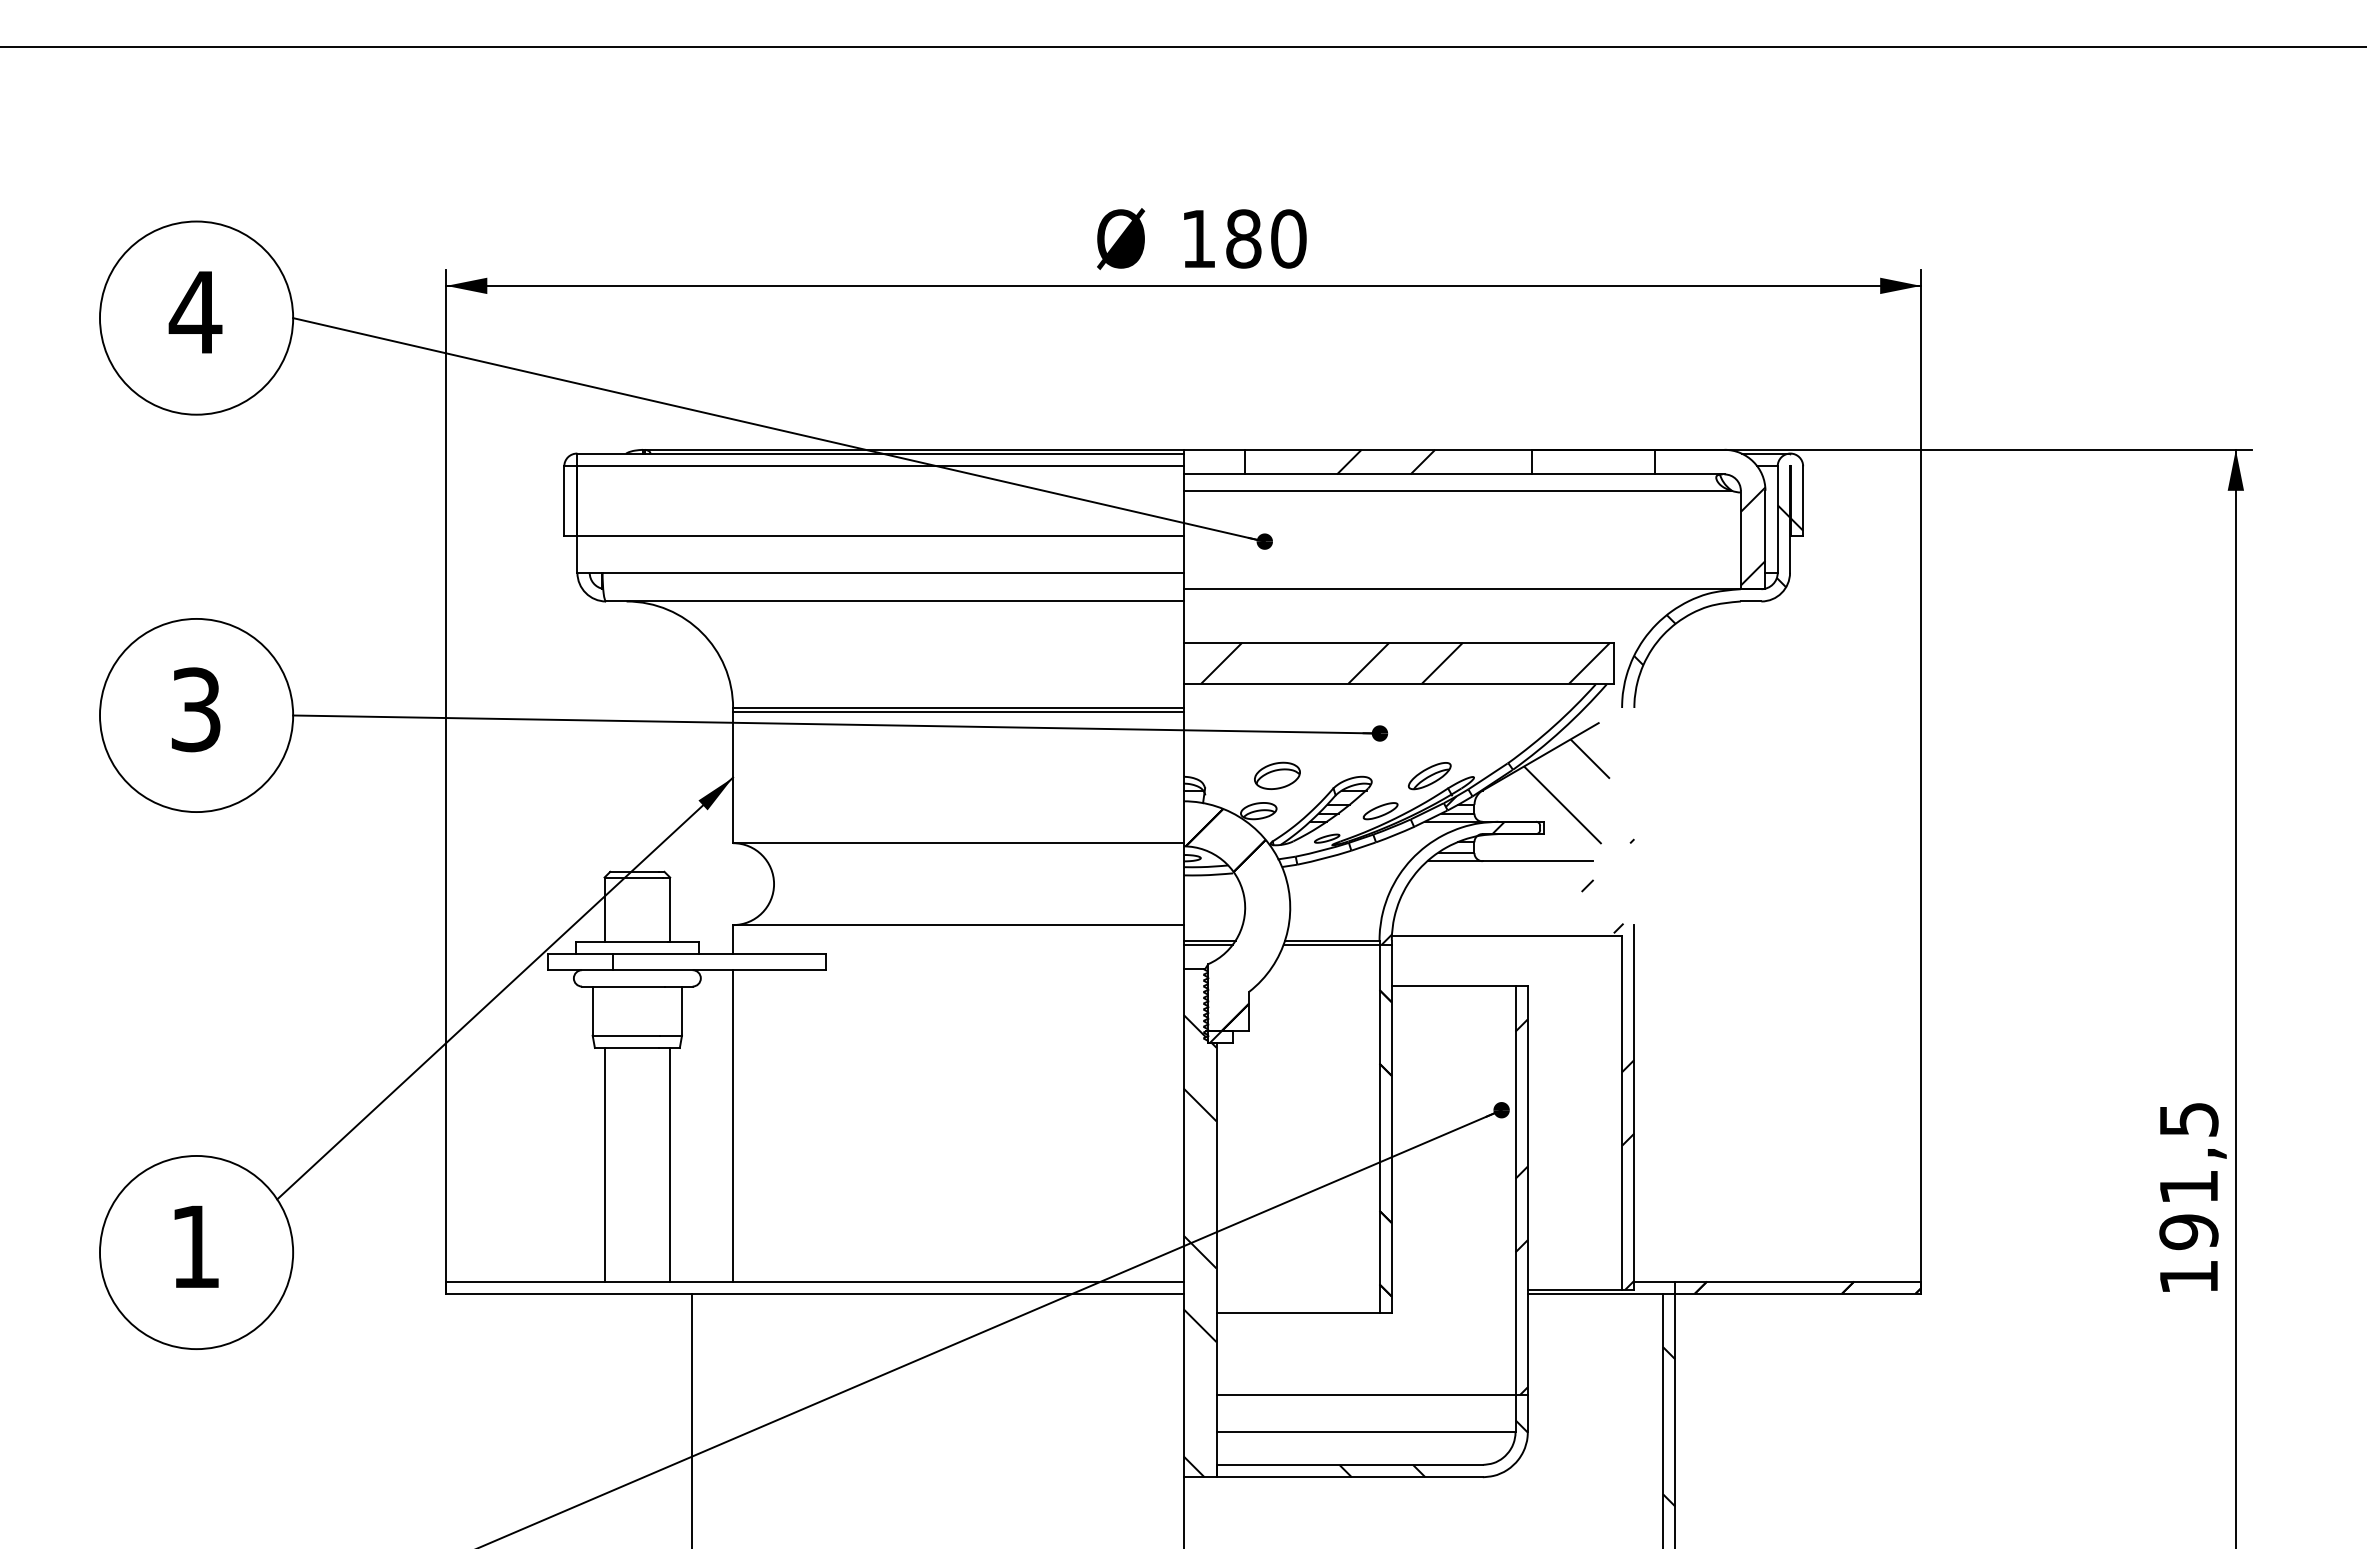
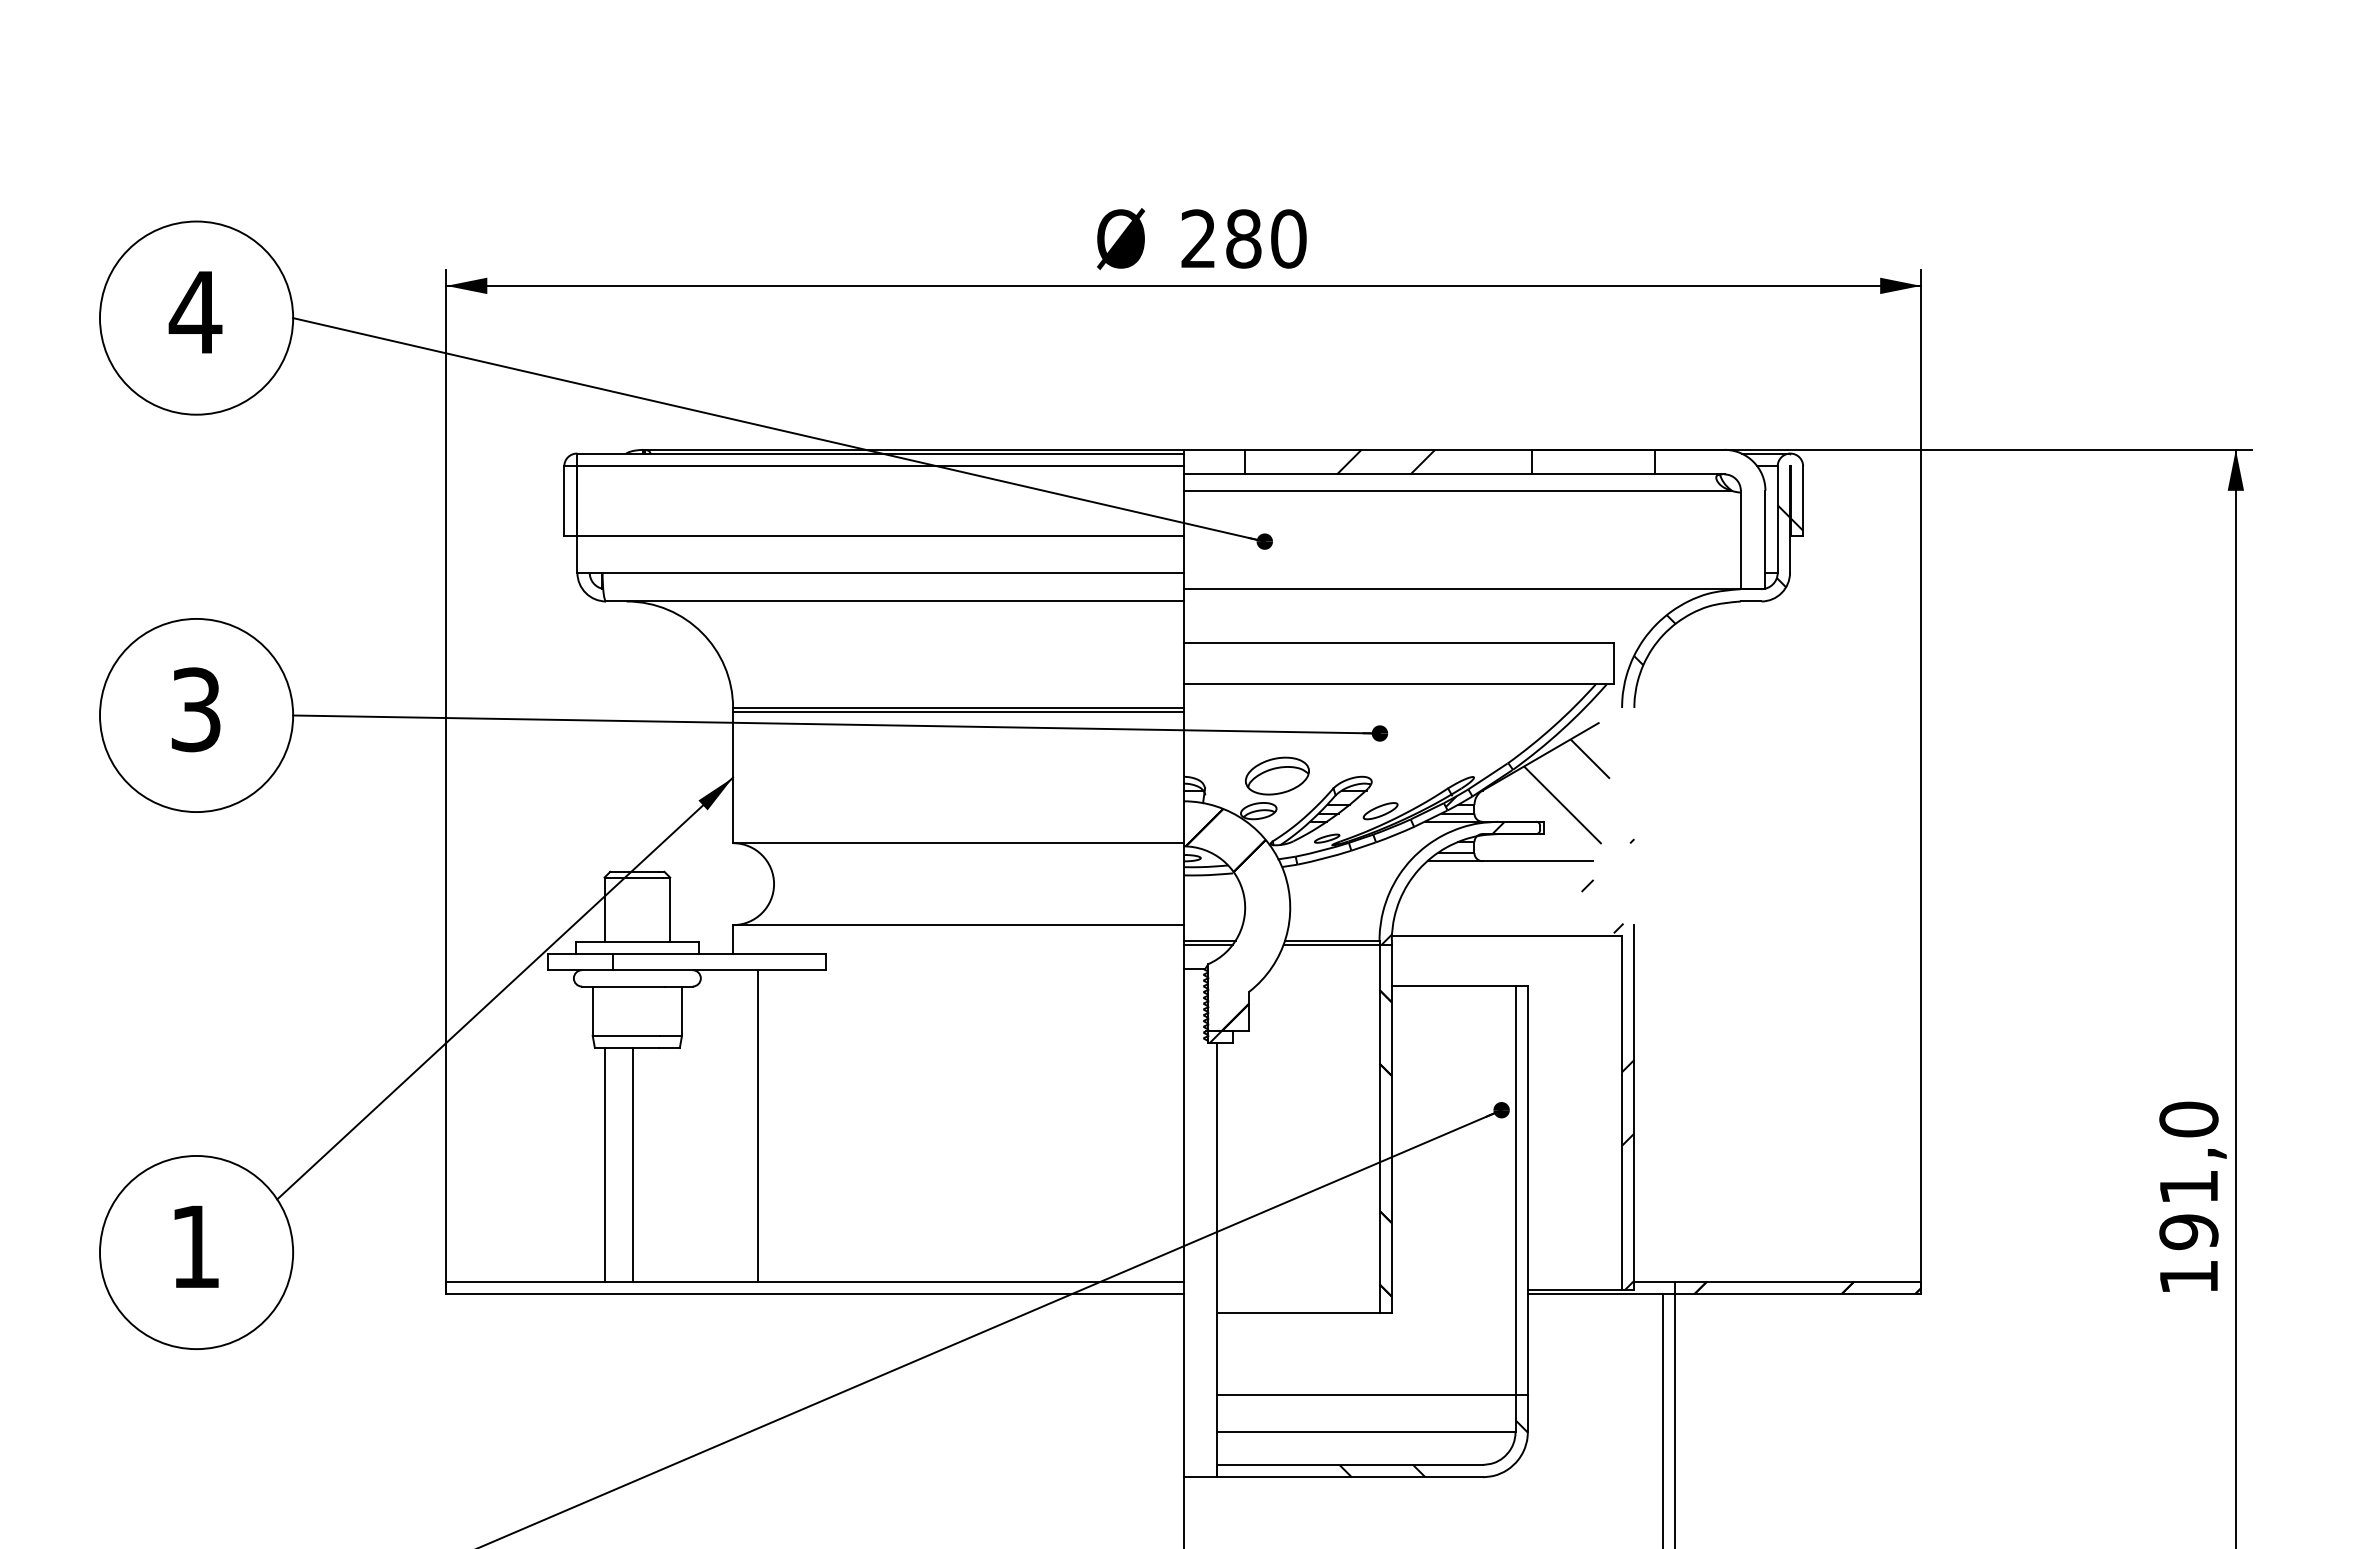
line: present -> none (1182, 46)
text: 180 -> 280 (1197, 238)
hatch: present -> none (1709, 517)
hatch: present -> none (1405, 662)
part size: 47x29 px -> 66x40 px (1276, 775)
part: present -> none (1429, 776)
text: 191,5 -> 191,0 (2188, 1119)
line position: (733, 1125) -> (758, 1125) (758, 1125)
line position: (670, 1164) -> (633, 1164) (633, 1164)
hatch: present -> none (1521, 1207)
hatch: present -> none (1199, 1246)
line: present -> none (692, 1419)
hatch: present -> none (1669, 1426)
